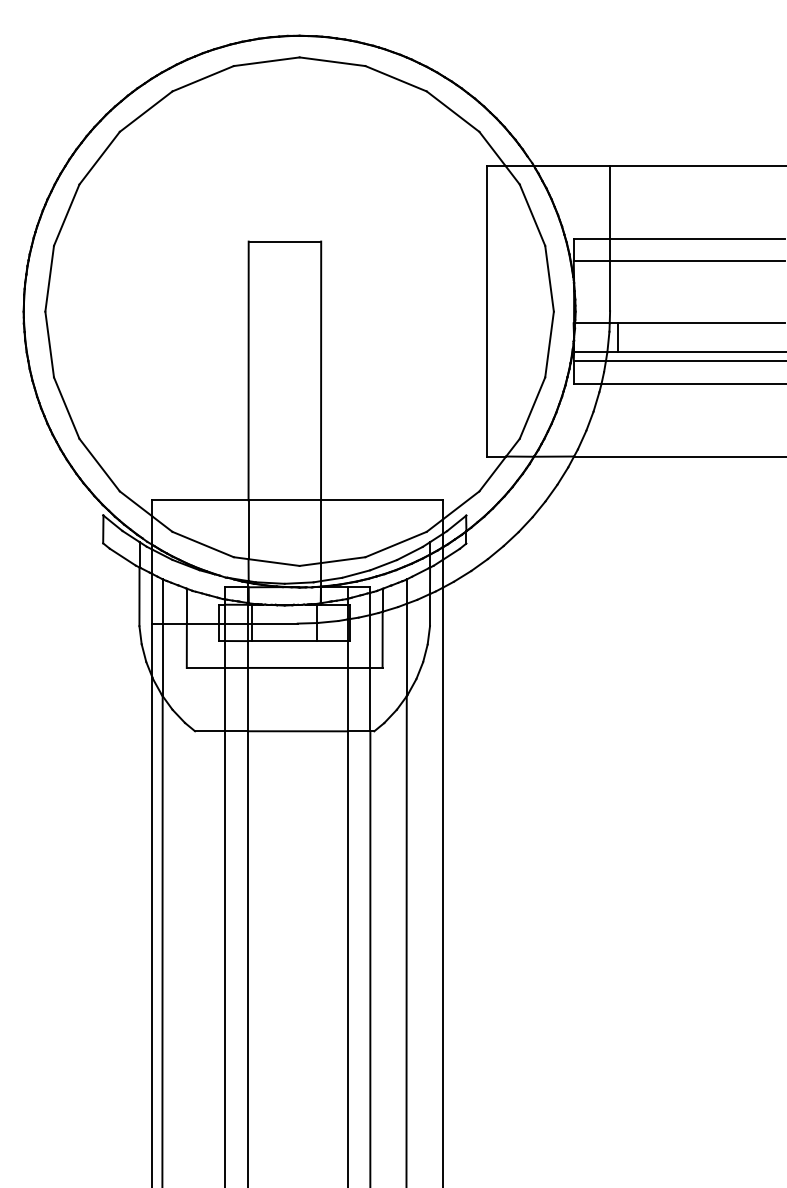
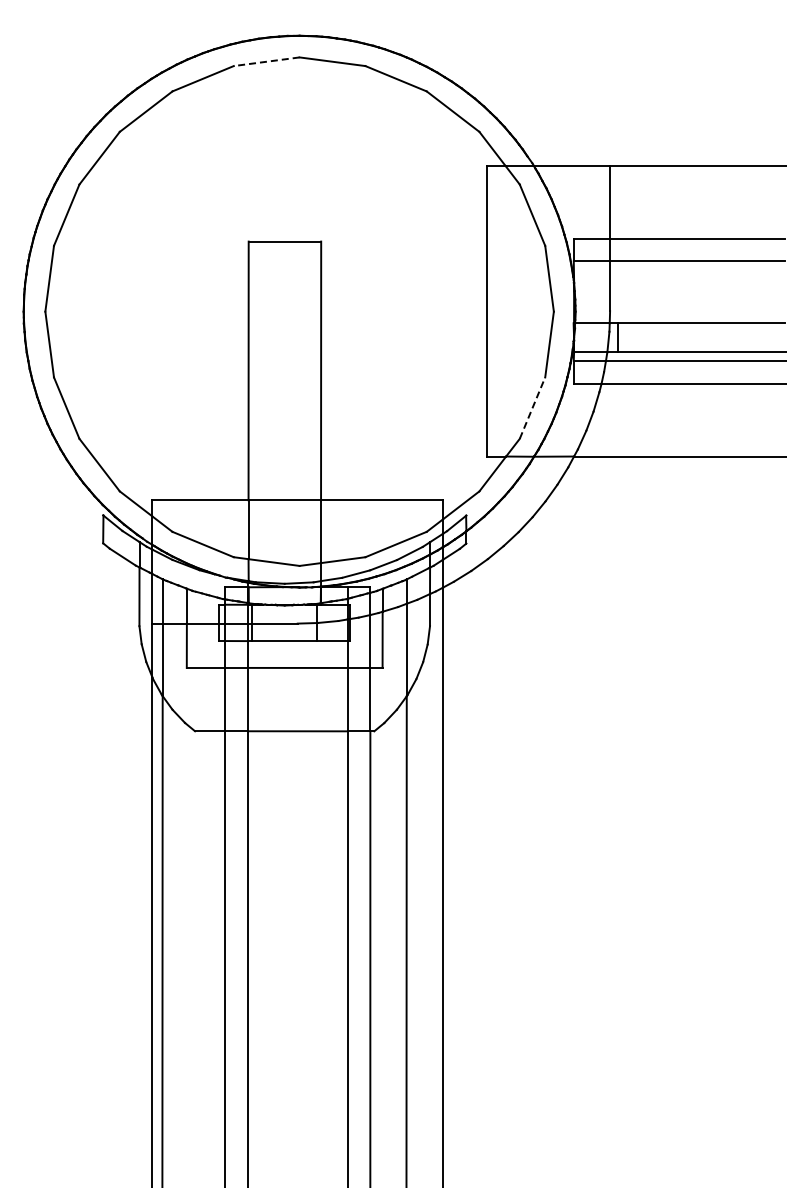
line: solid -> dashed (266, 61)
line: solid -> dashed (532, 407)
